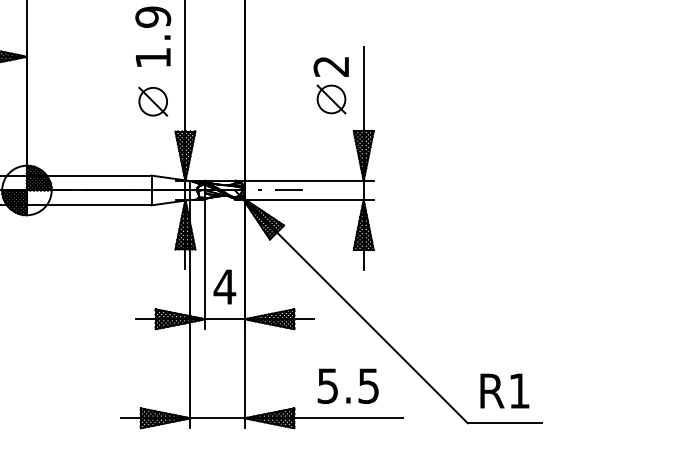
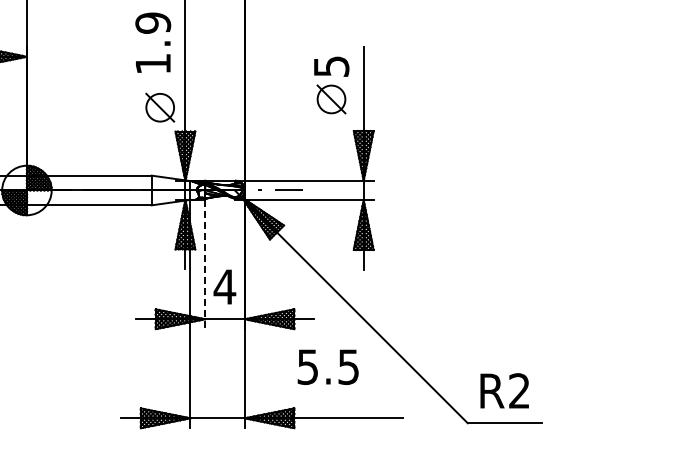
text position: (153, 36) -> (153, 42) (153, 42)
text: 2 -> 5 (331, 66)
part position: (153, 101) -> (160, 107) (160, 107)
line: solid -> dashed (205, 265)
text position: (347, 385) -> (327, 366) (327, 366)
text: R1 -> R2 (519, 390)
